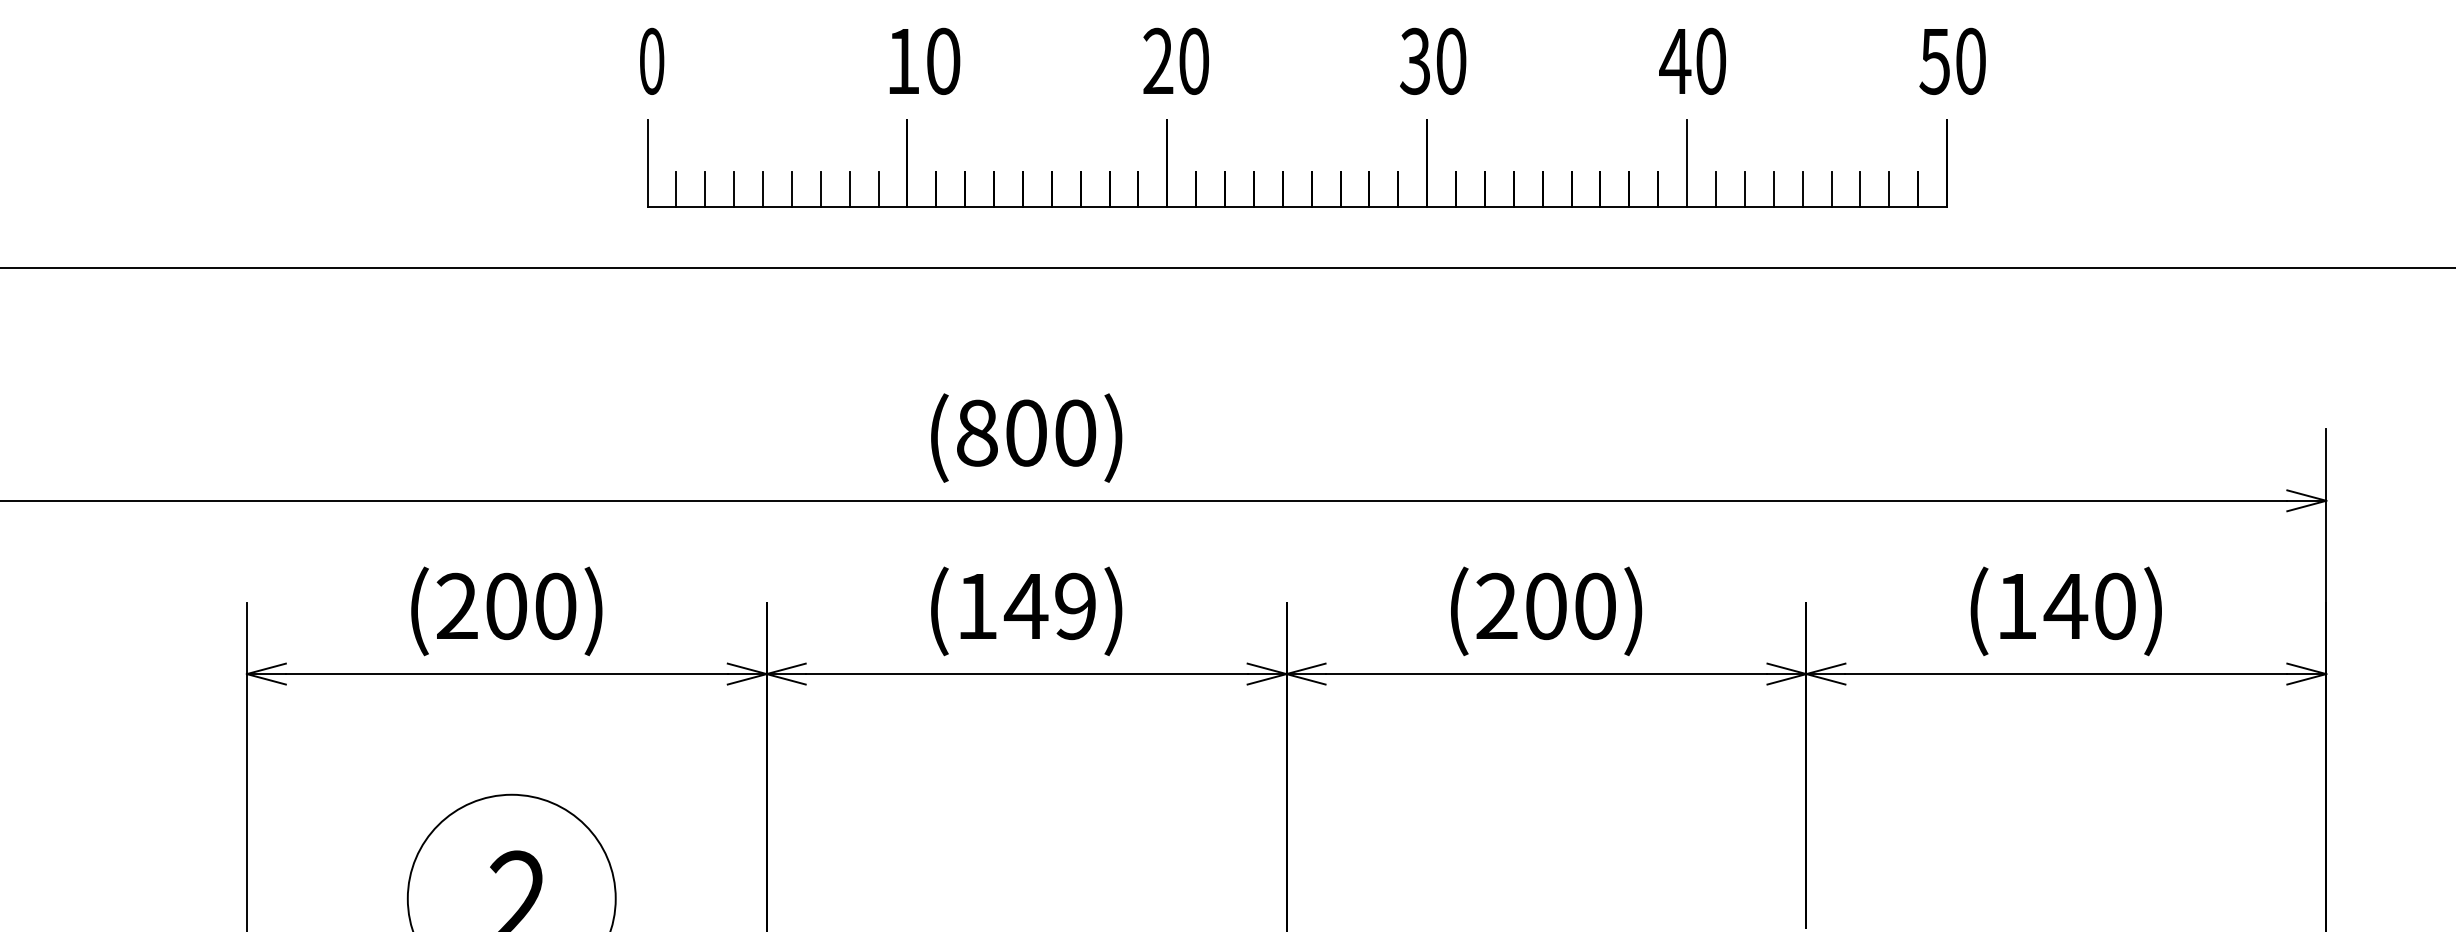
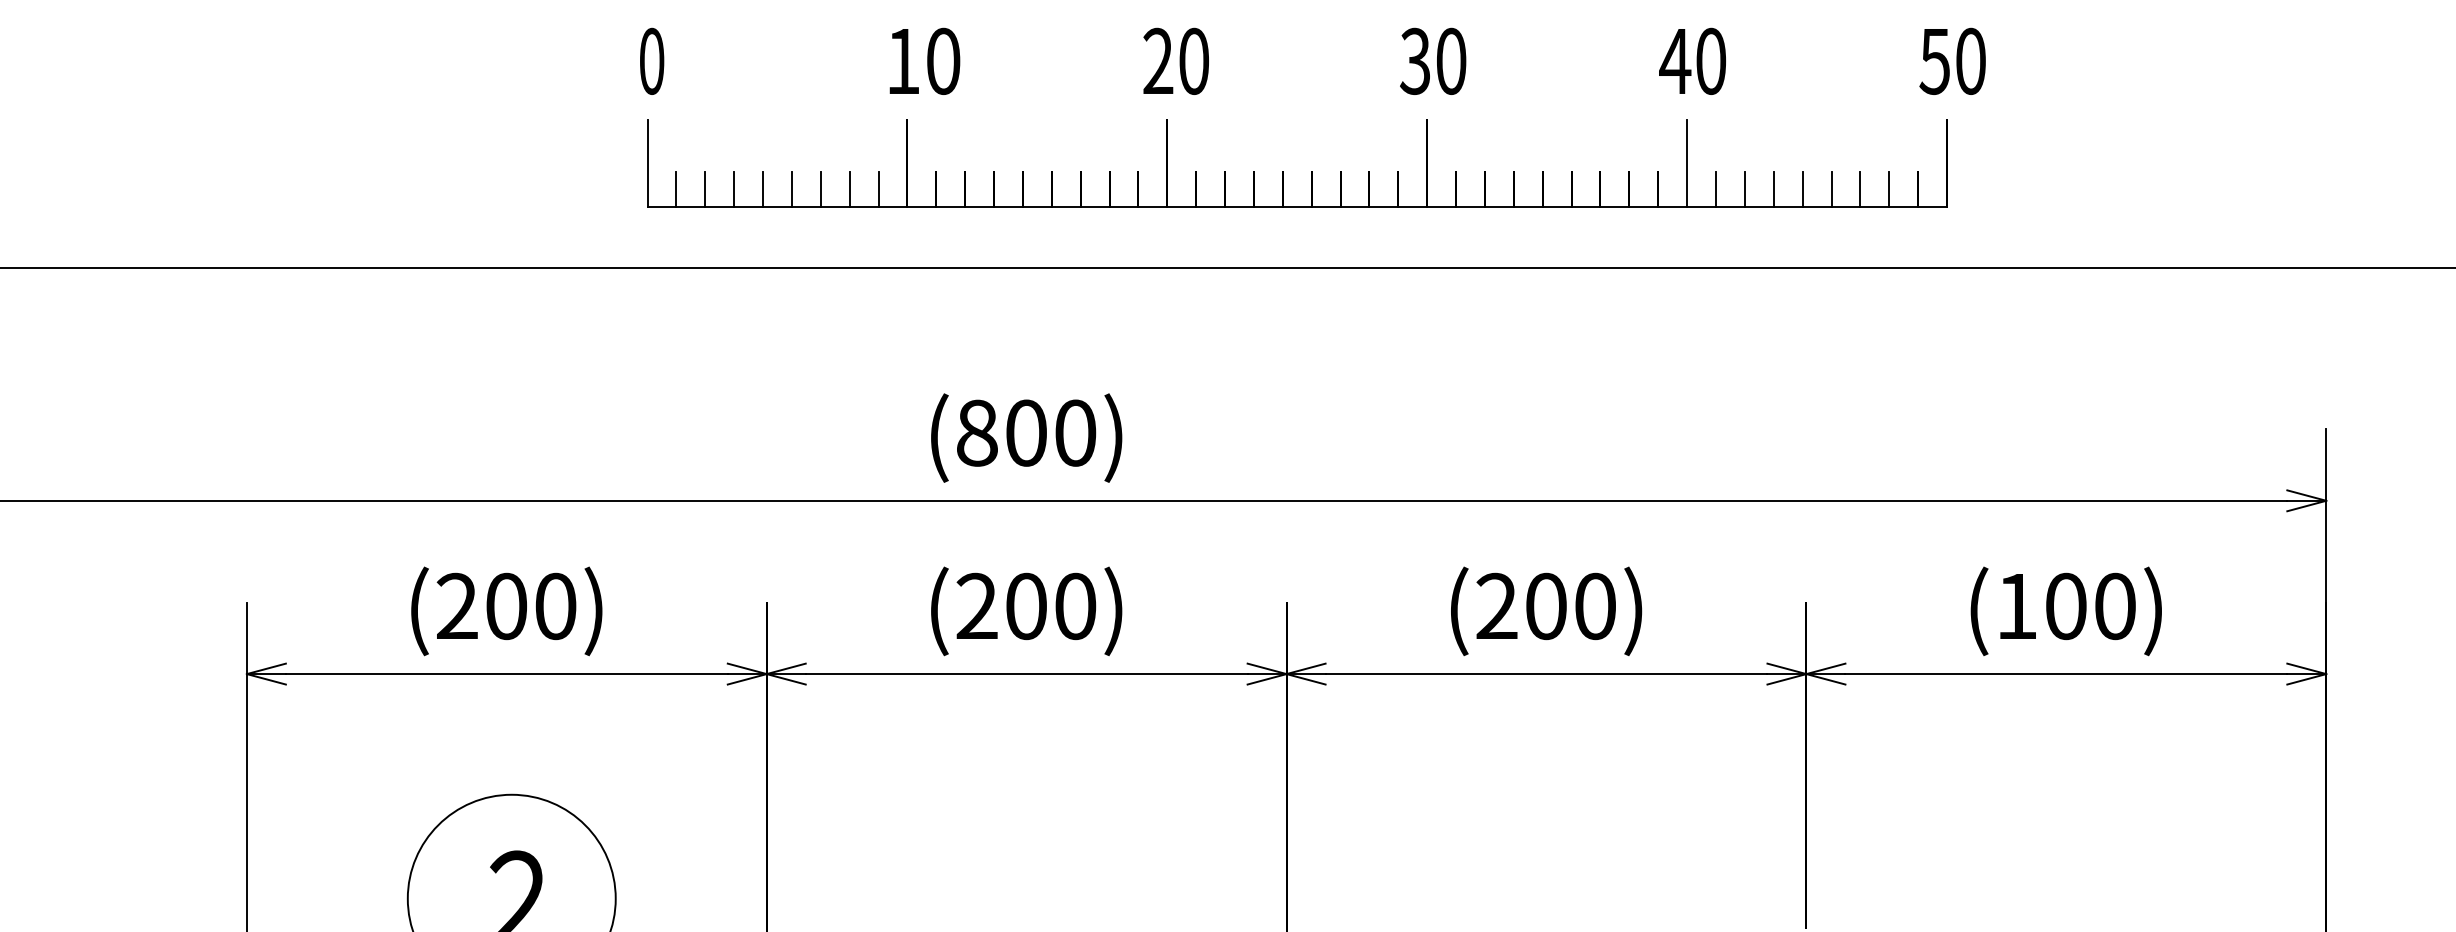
text: (149) -> (200) (1026, 606)
text: (140) -> (100) (2065, 606)
